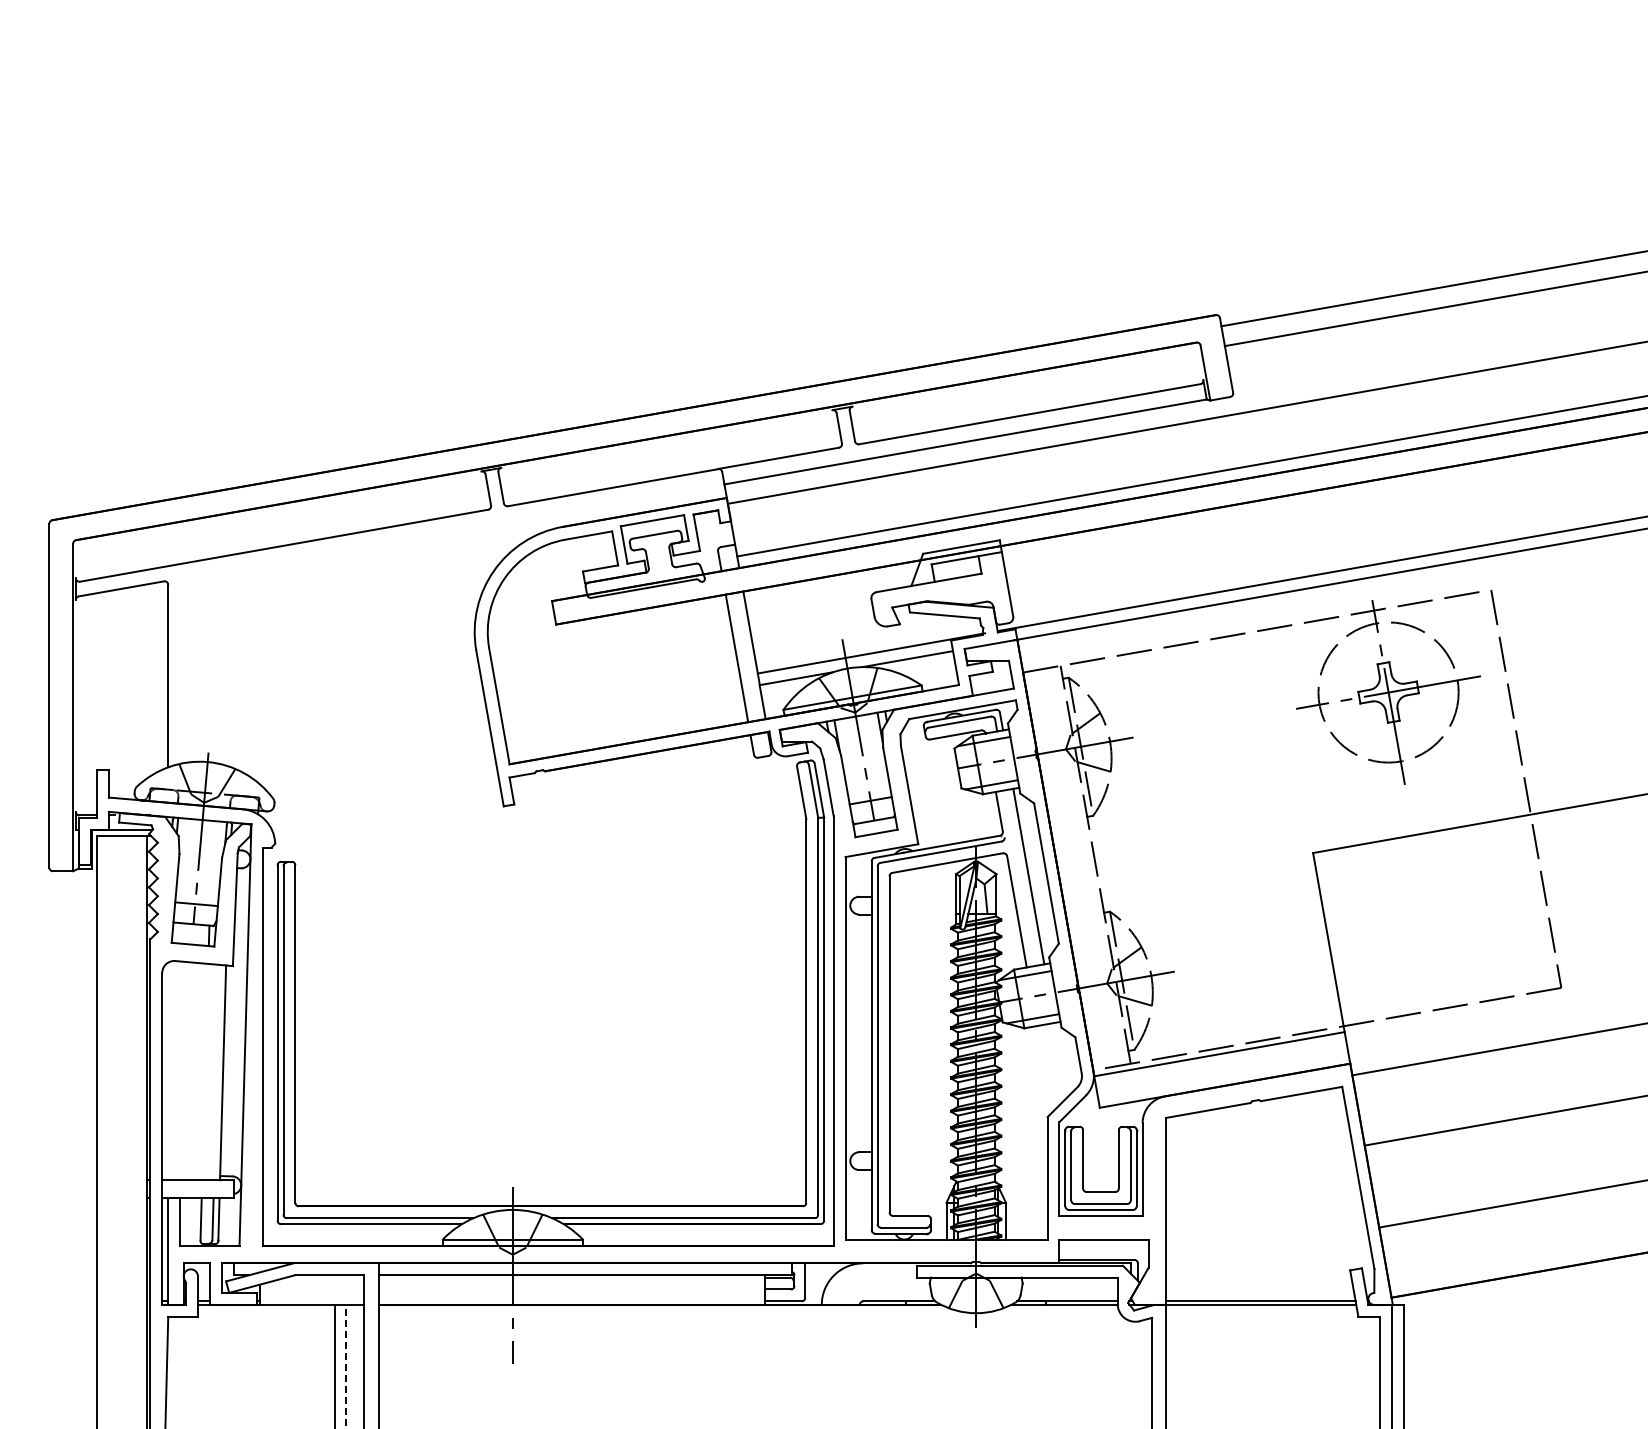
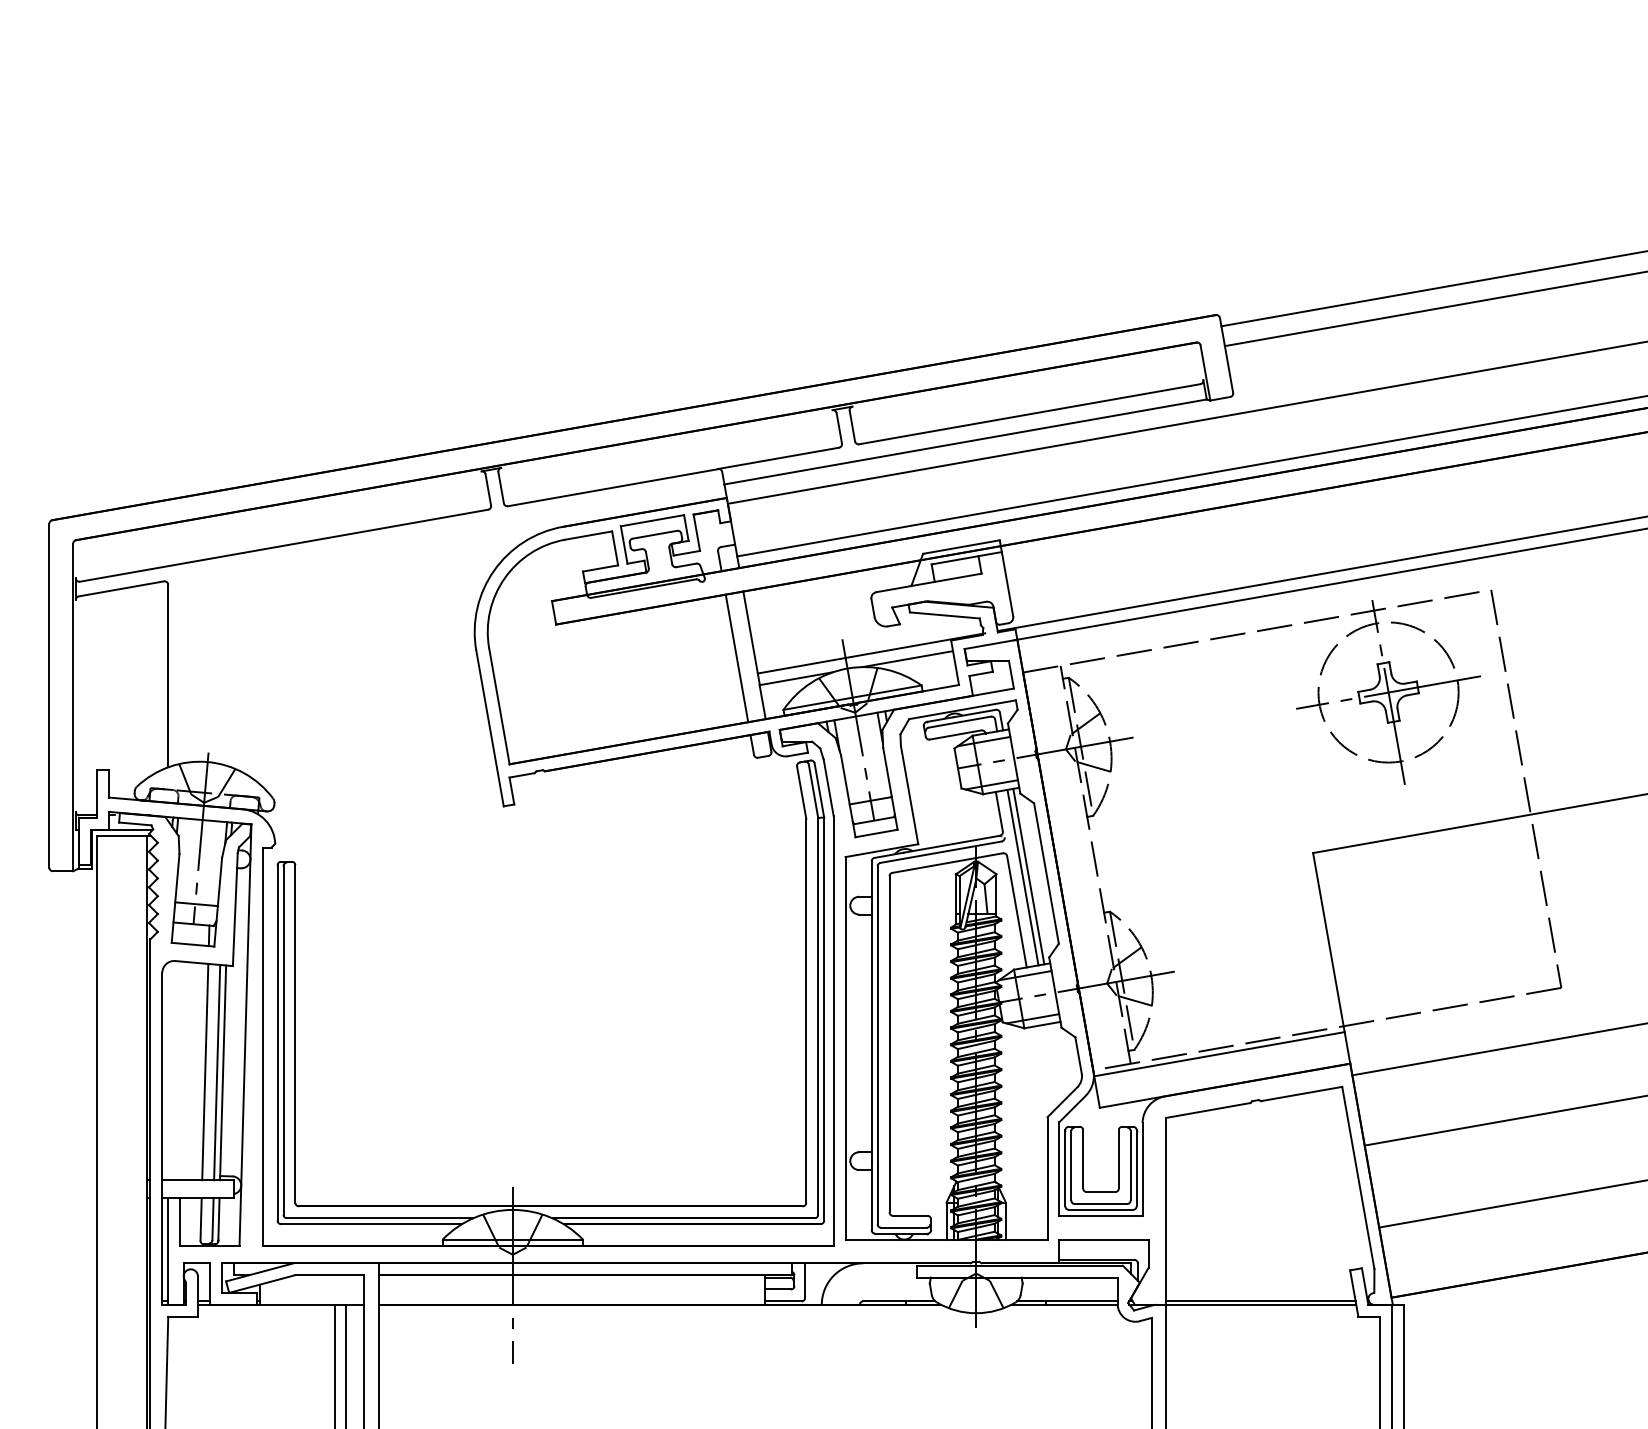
line: none -> present (1022, 877)
line: none -> present (205, 1071)
line: none -> present (217, 1072)
line: dashed -> solid (346, 1366)
